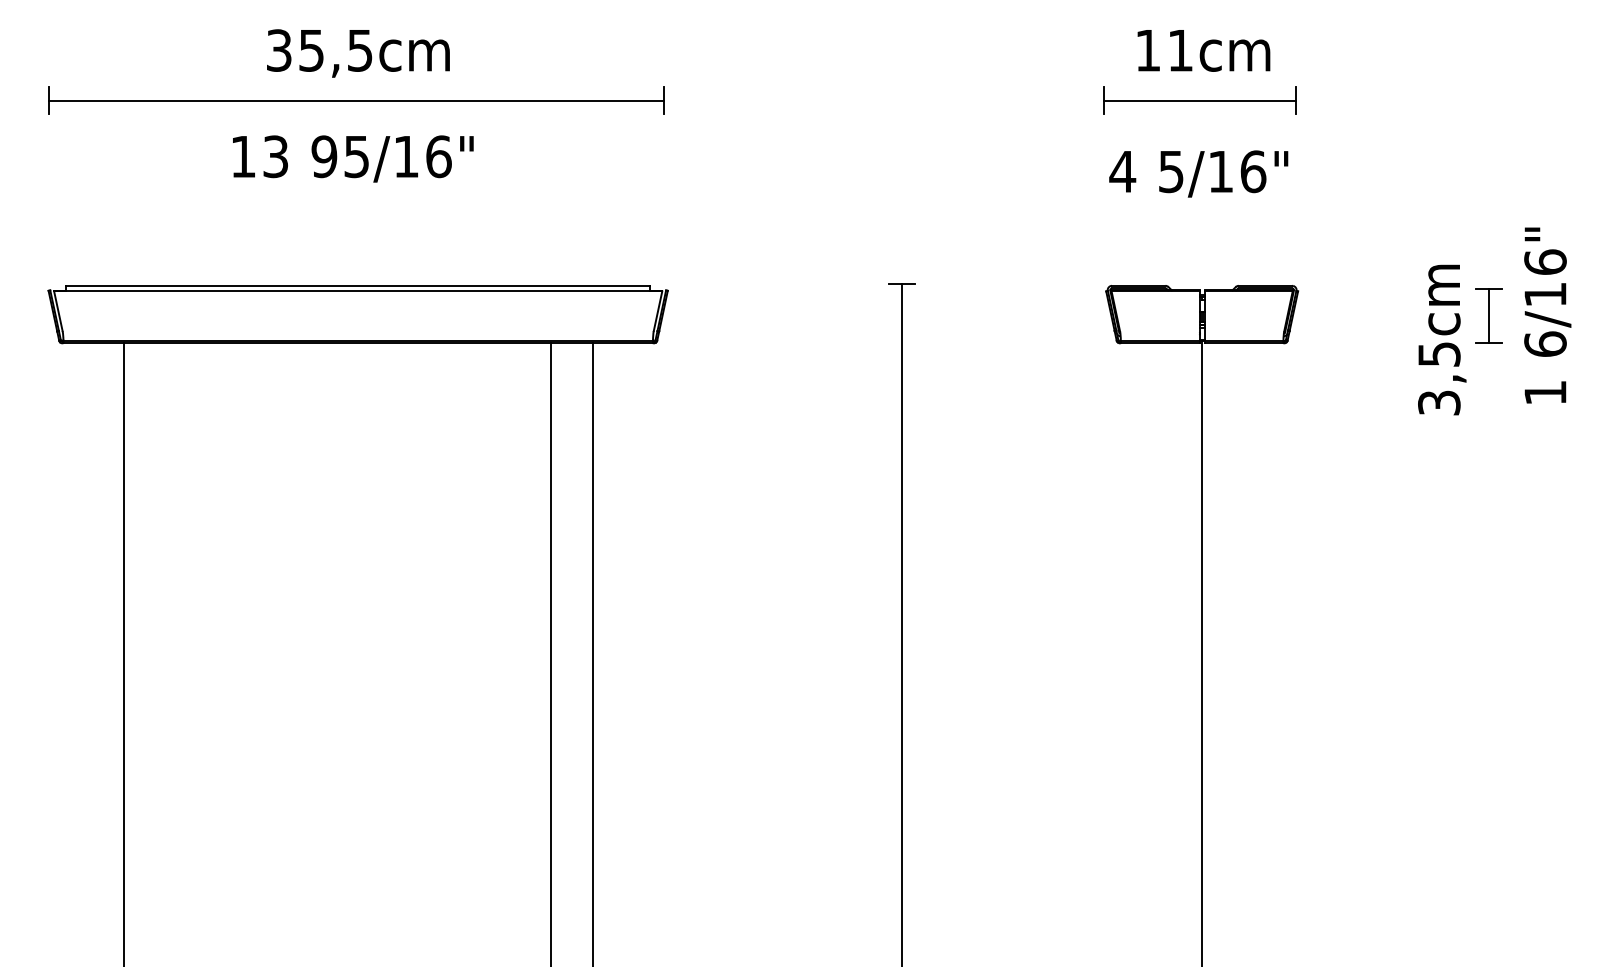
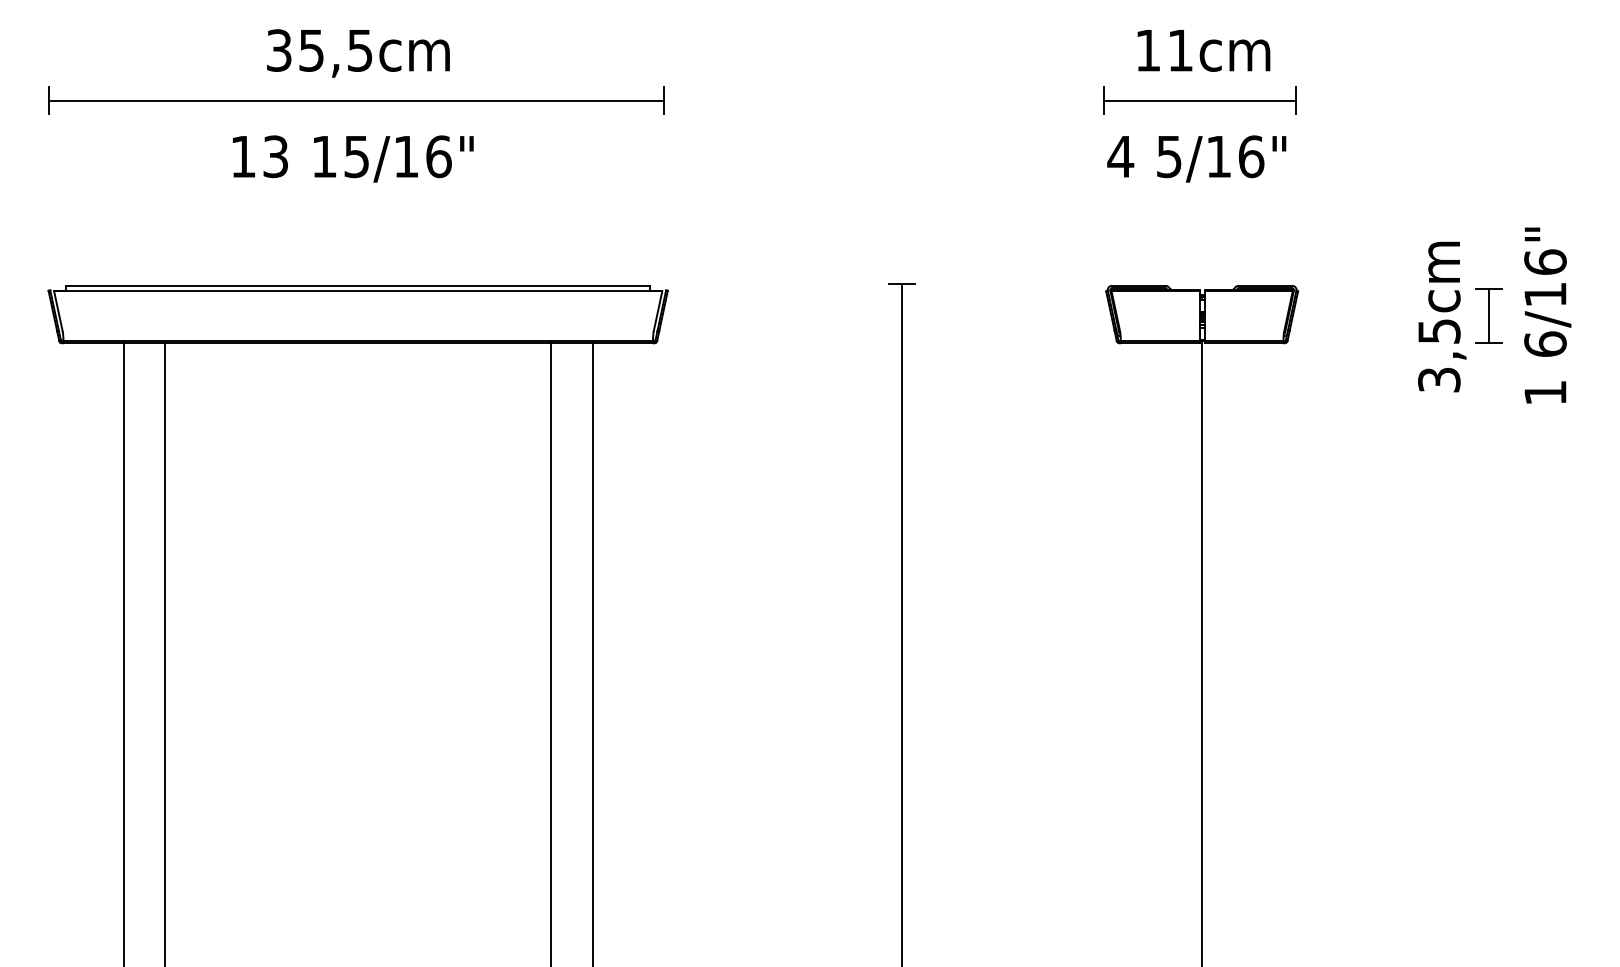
text: 95/16" -> 15/16" (324, 156)
text position: (1198, 173) -> (1196, 158) (1196, 158)
text position: (1442, 339) -> (1442, 316) (1442, 316)
line: none -> present (165, 653)
